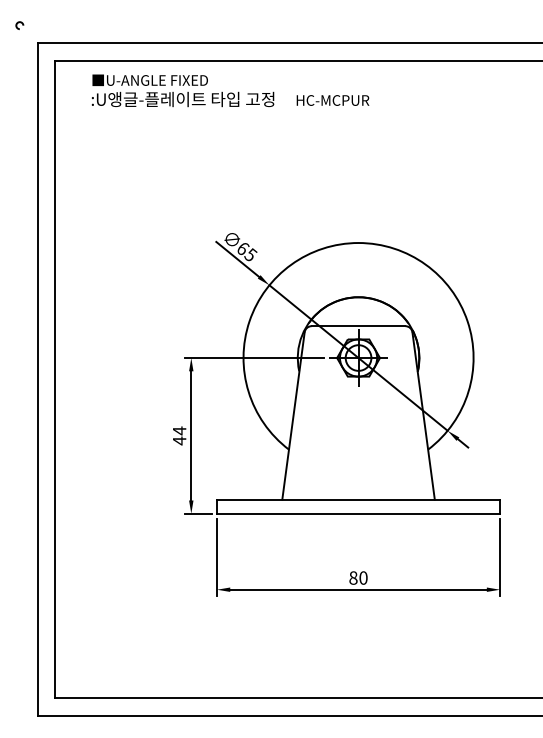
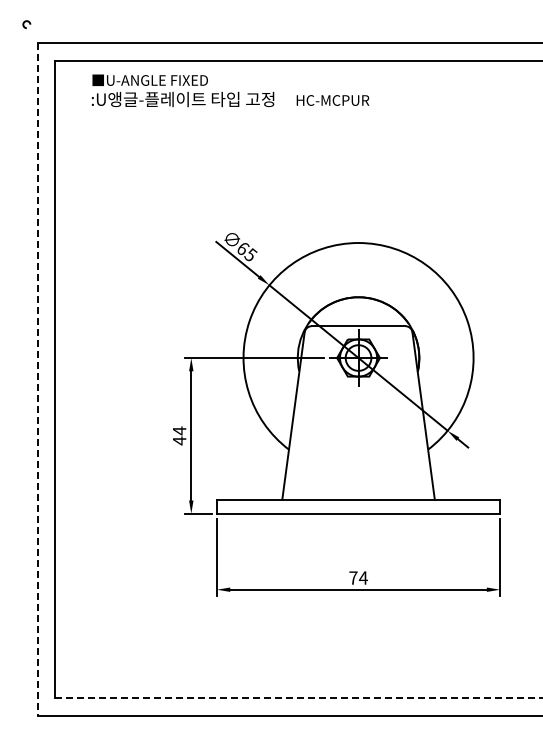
arc position: (19, 23) -> (26, 22) (26, 22)
line: solid -> dashed (37, 380)
text: 80 -> 74 (358, 577)
line: solid -> dashed (299, 698)
